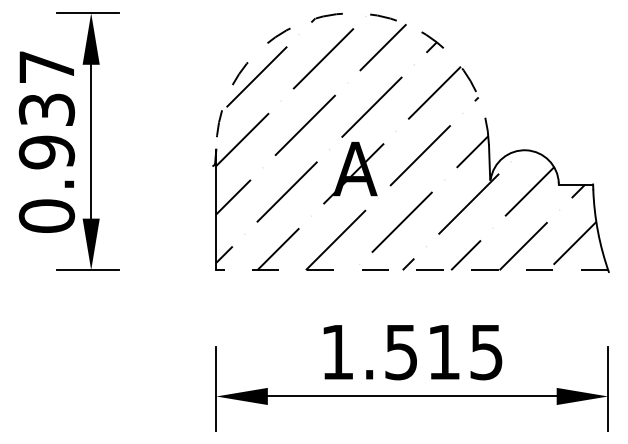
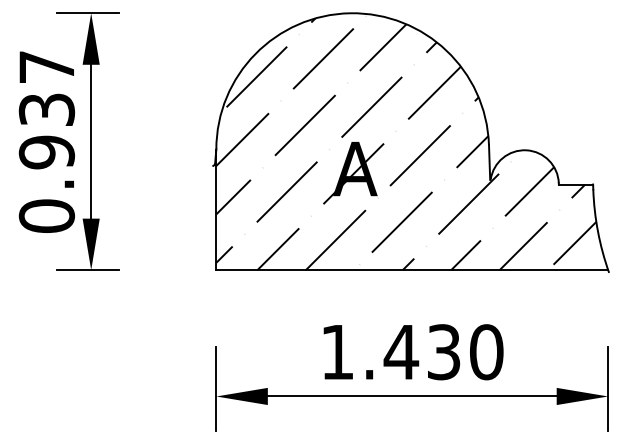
arc: dashed -> solid (350, 13)
line: dashed -> solid (412, 270)
text: 1.515 -> 1.430 (443, 352)
